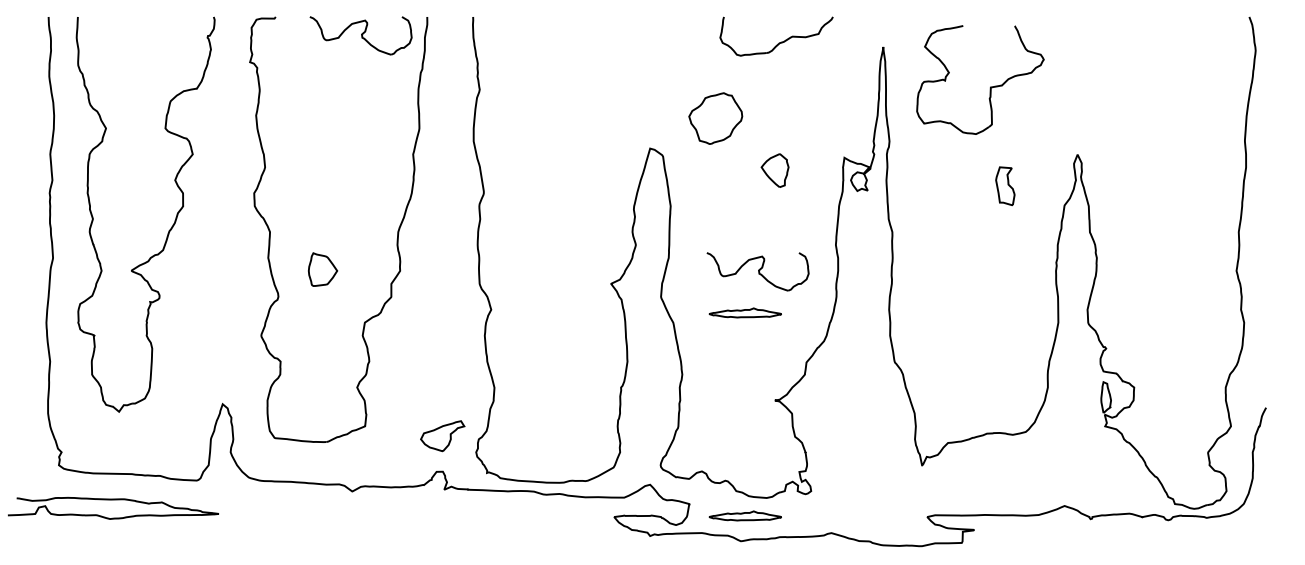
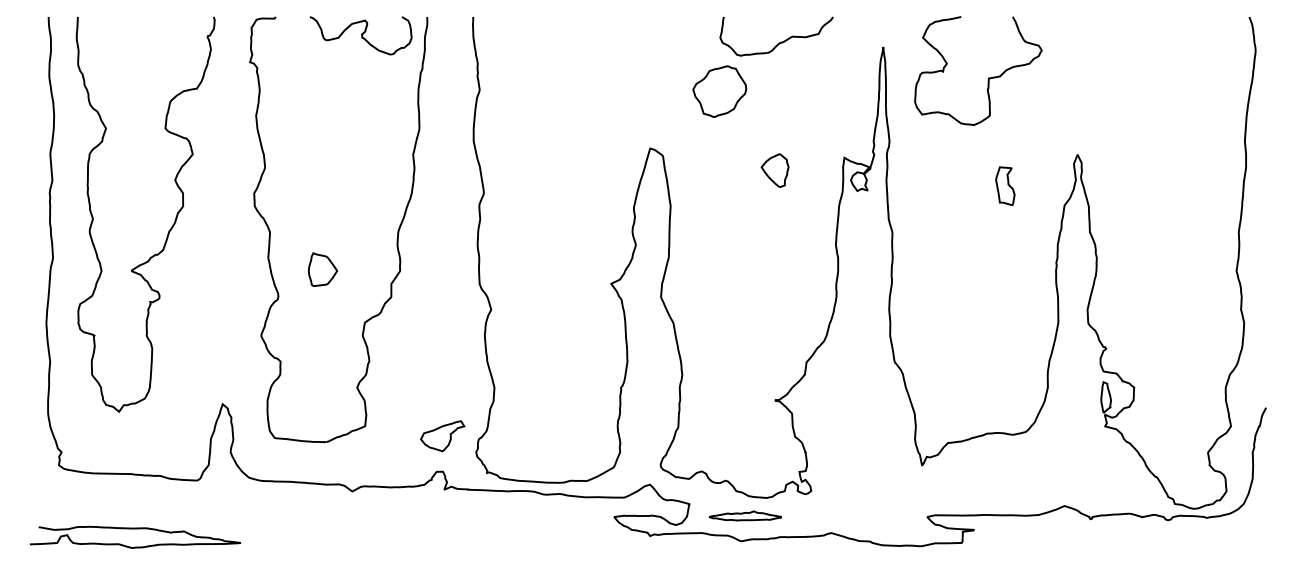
part position: (990, 86) -> (988, 77) (988, 77)
part position: (715, 118) -> (719, 91) (719, 91)
part: present -> none (757, 271)
part: present -> none (744, 312)
curve position: (113, 500) -> (135, 529) (135, 529)
